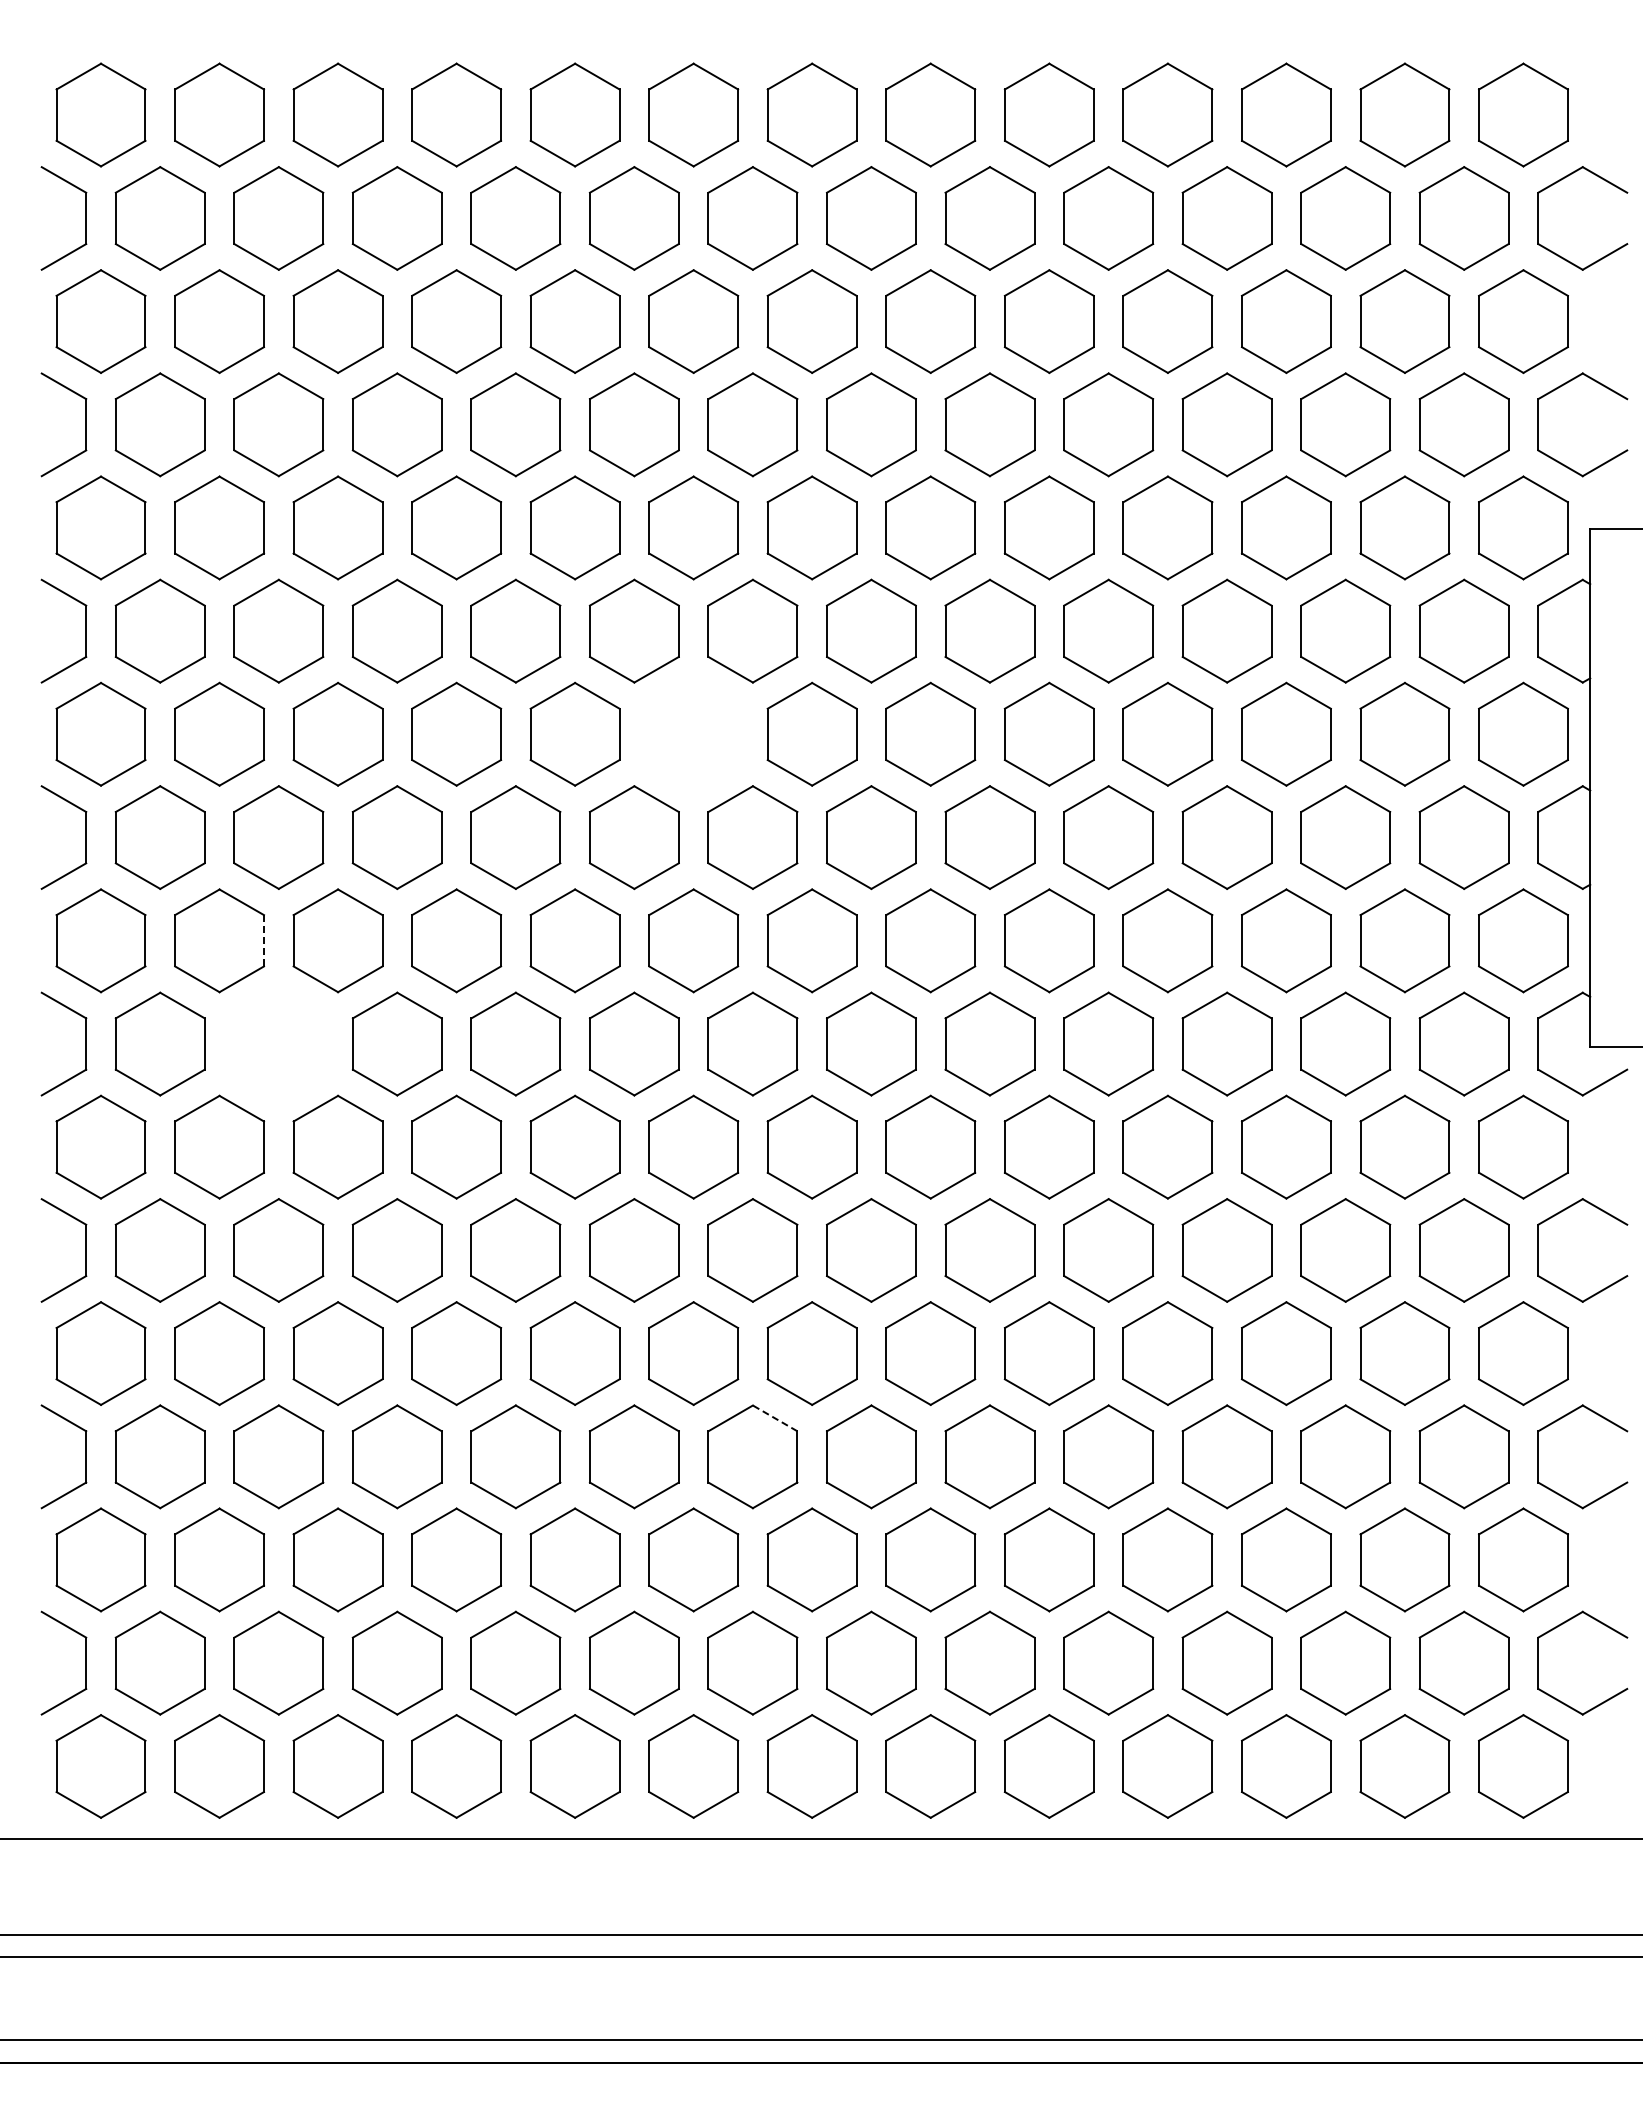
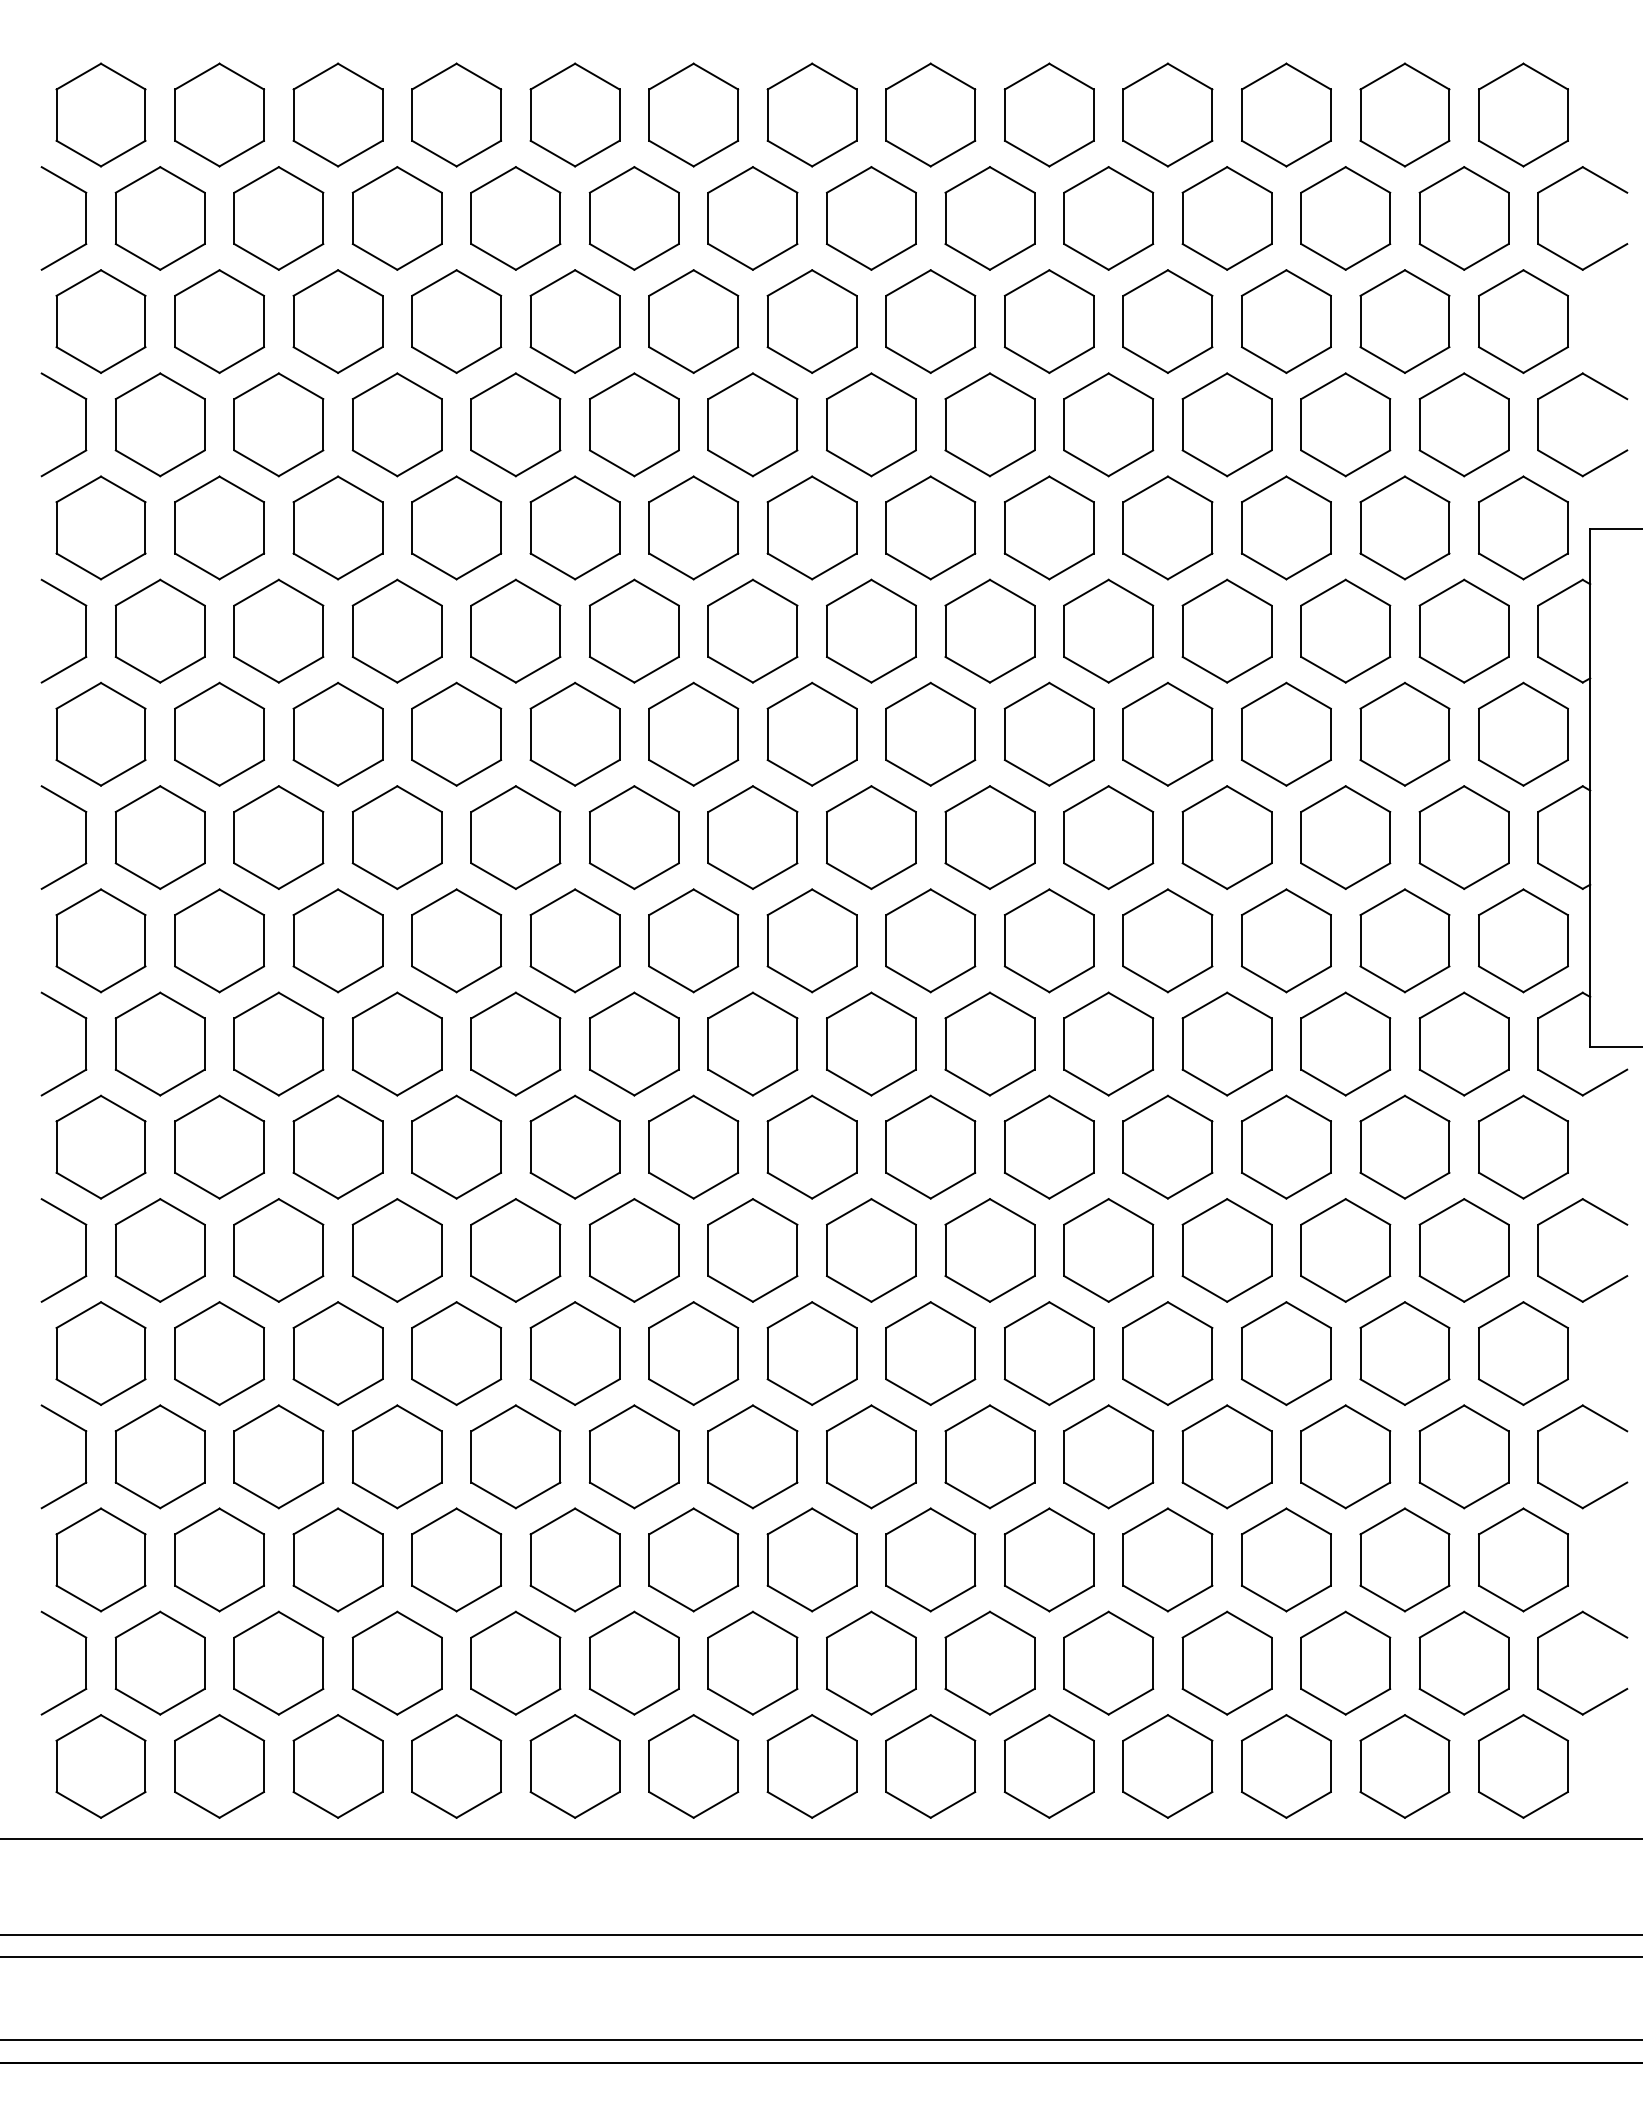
part: none -> present (693, 733)
line: dashed -> solid (264, 940)
part: none -> present (278, 1043)
line: dashed -> solid (775, 1418)
